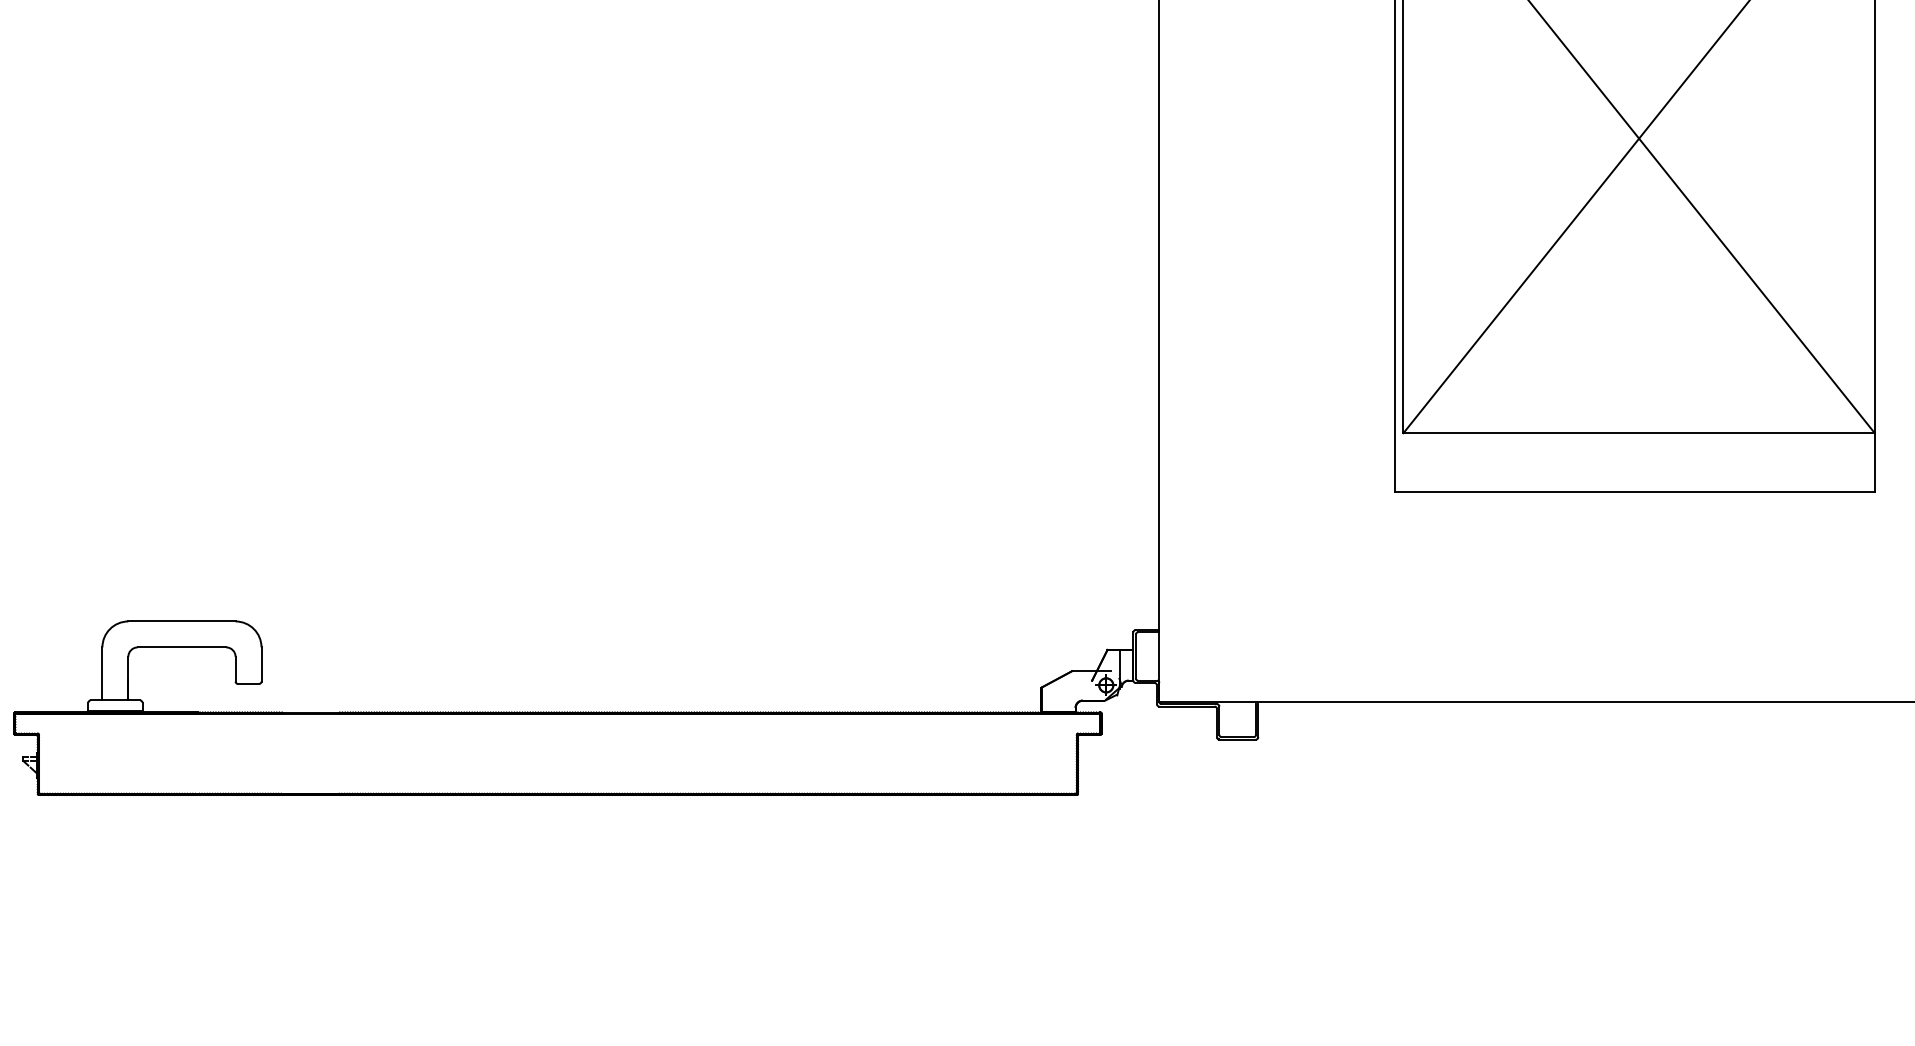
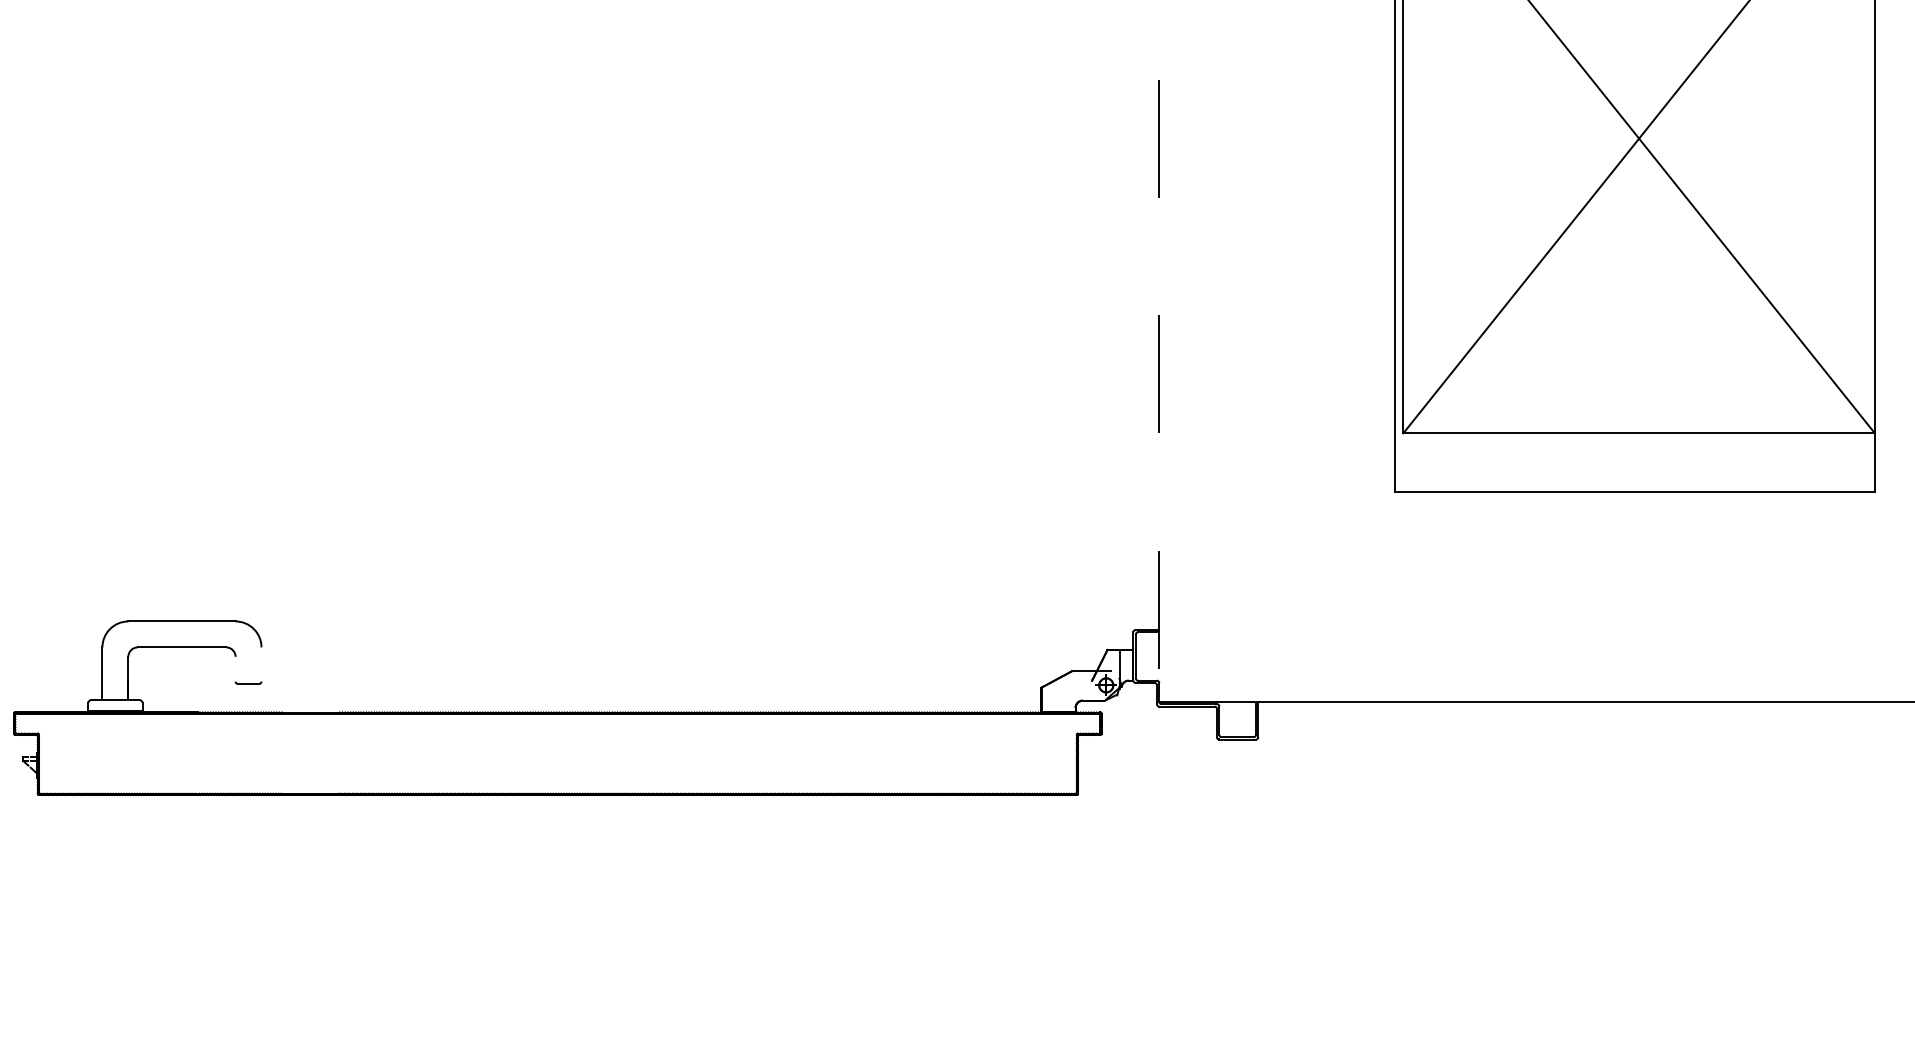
line: solid -> dashed (1159, 350)
line: present -> none (261, 664)
line: present -> none (235, 668)
